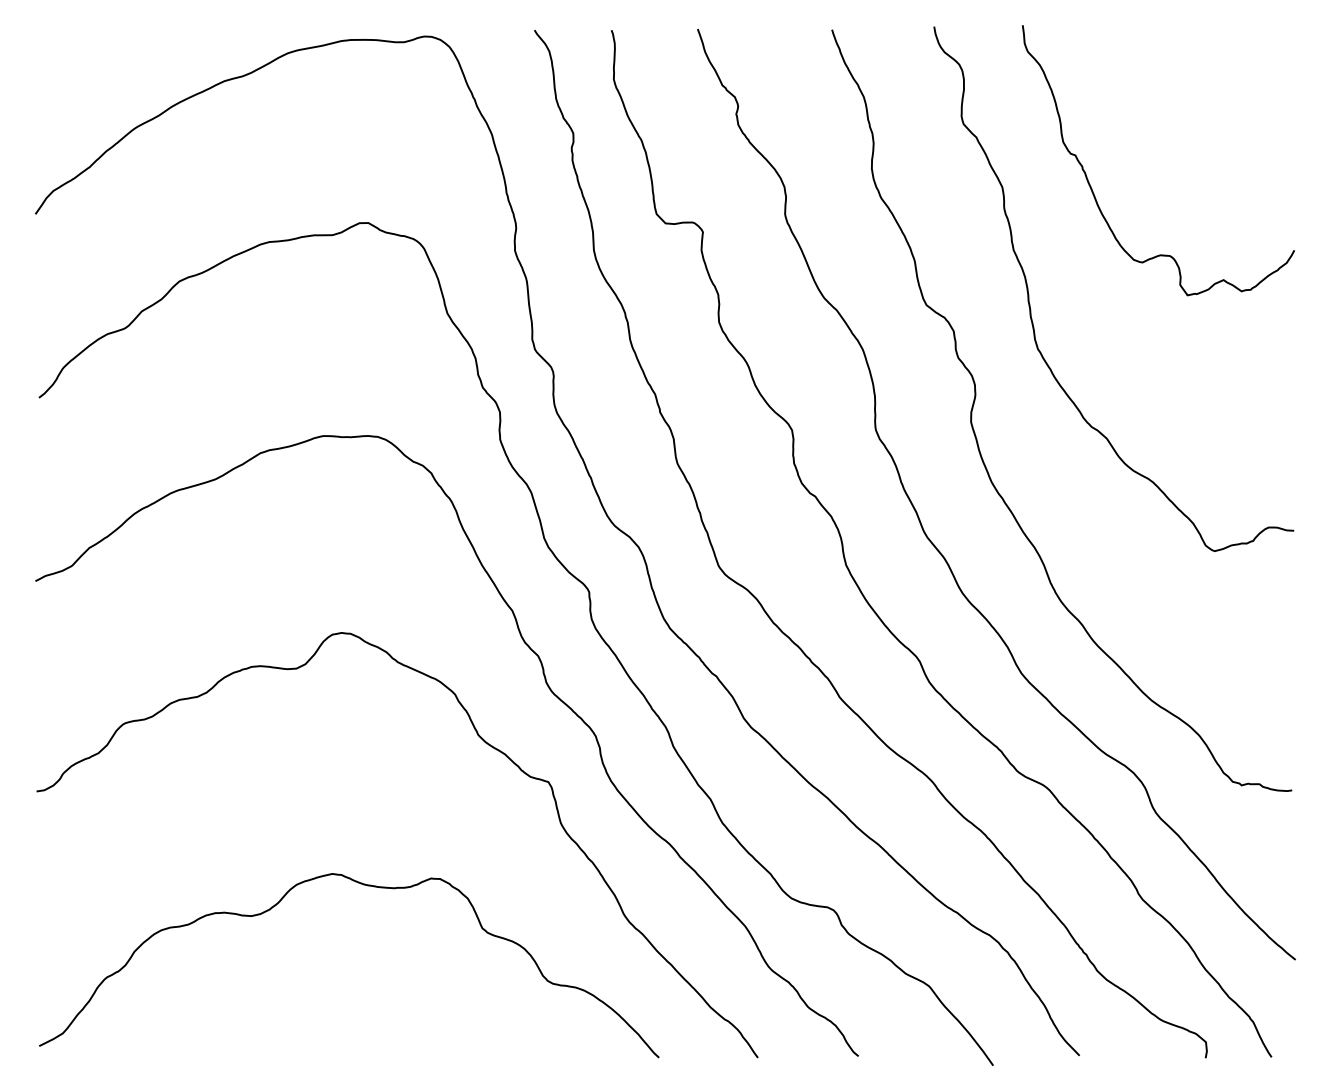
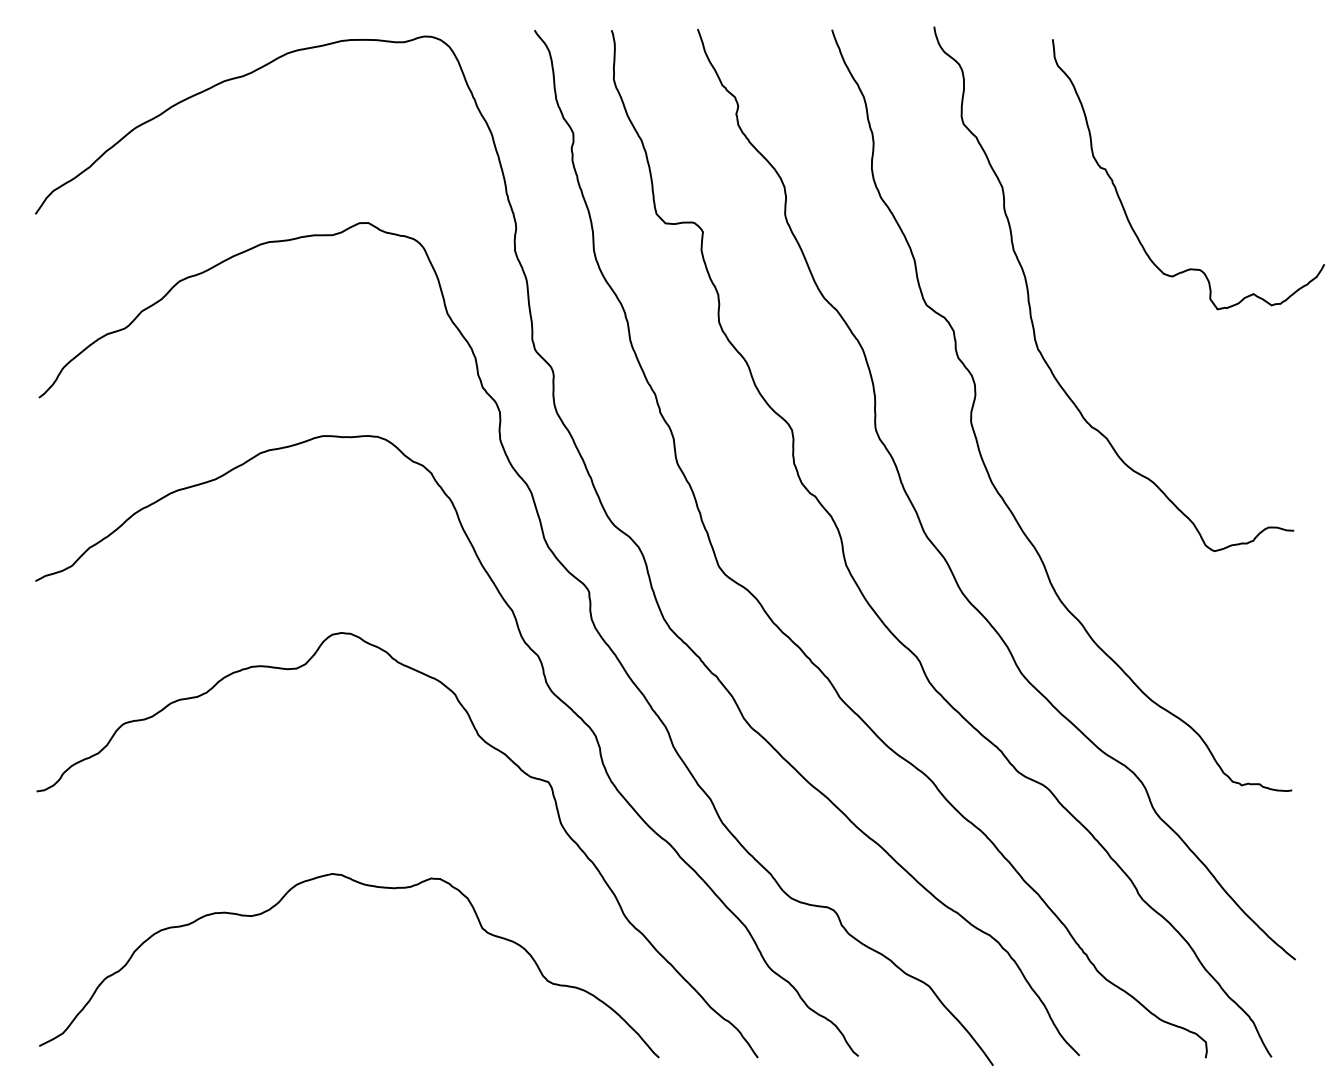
curve position: (1092, 188) -> (1122, 202) (1122, 202)
